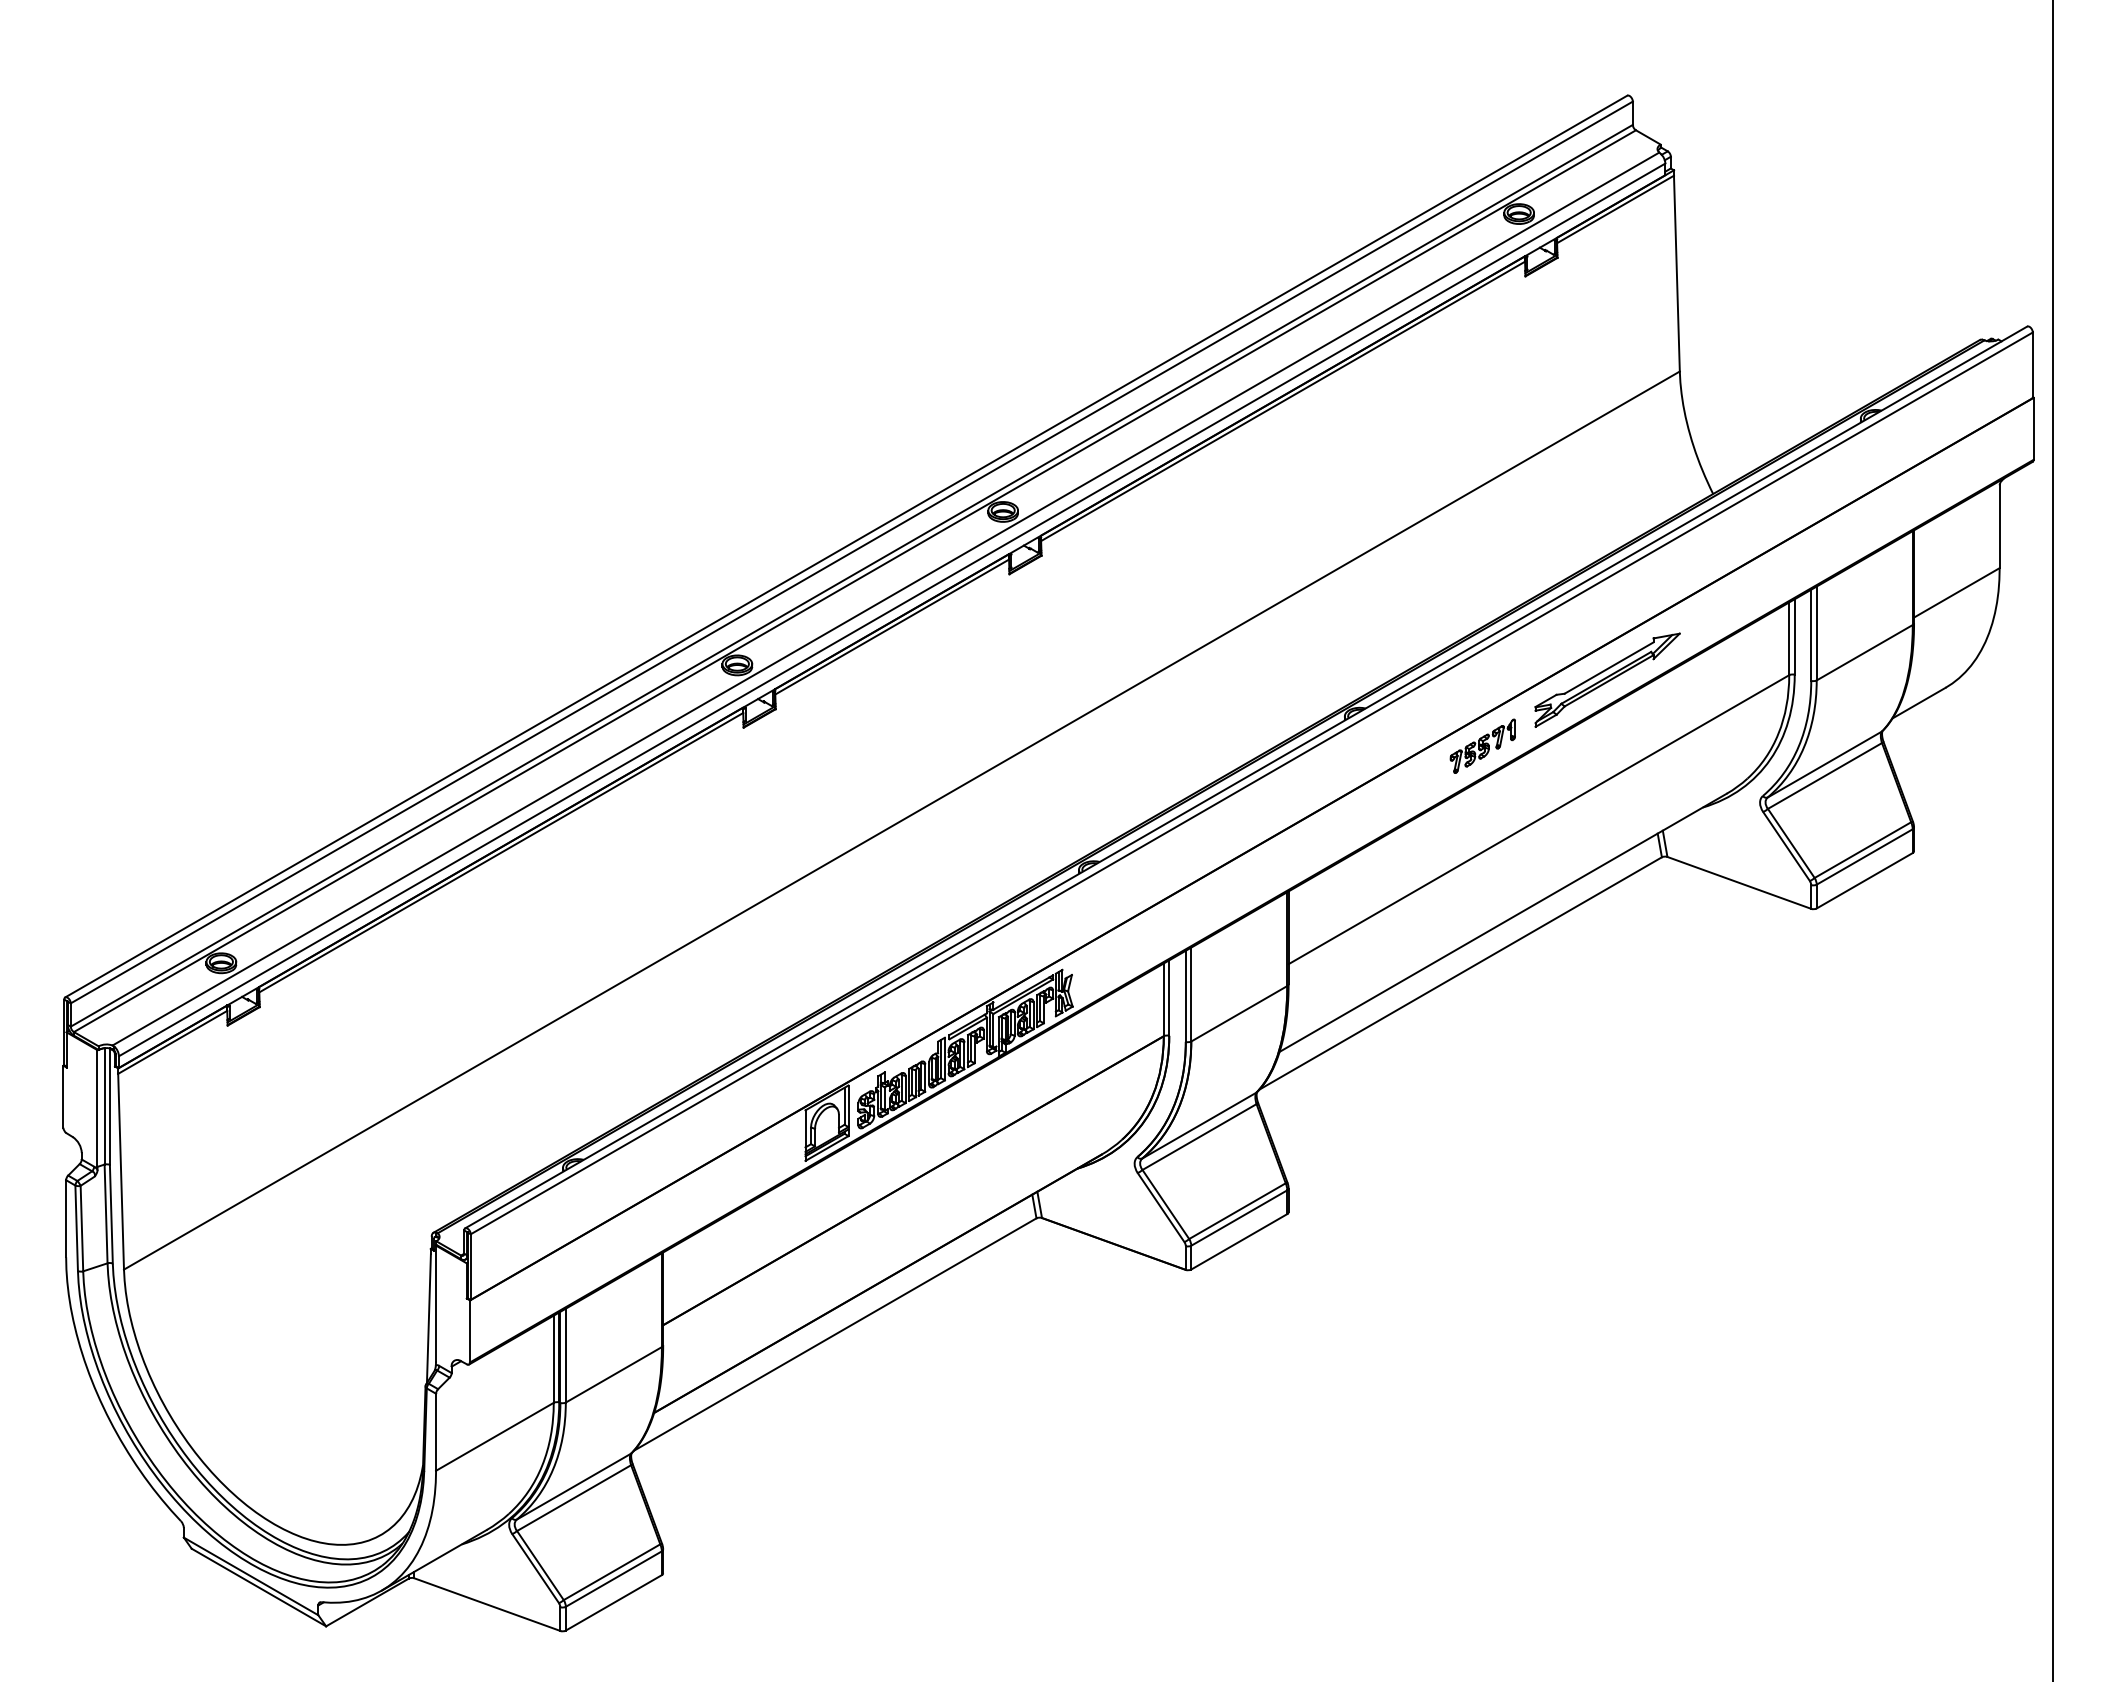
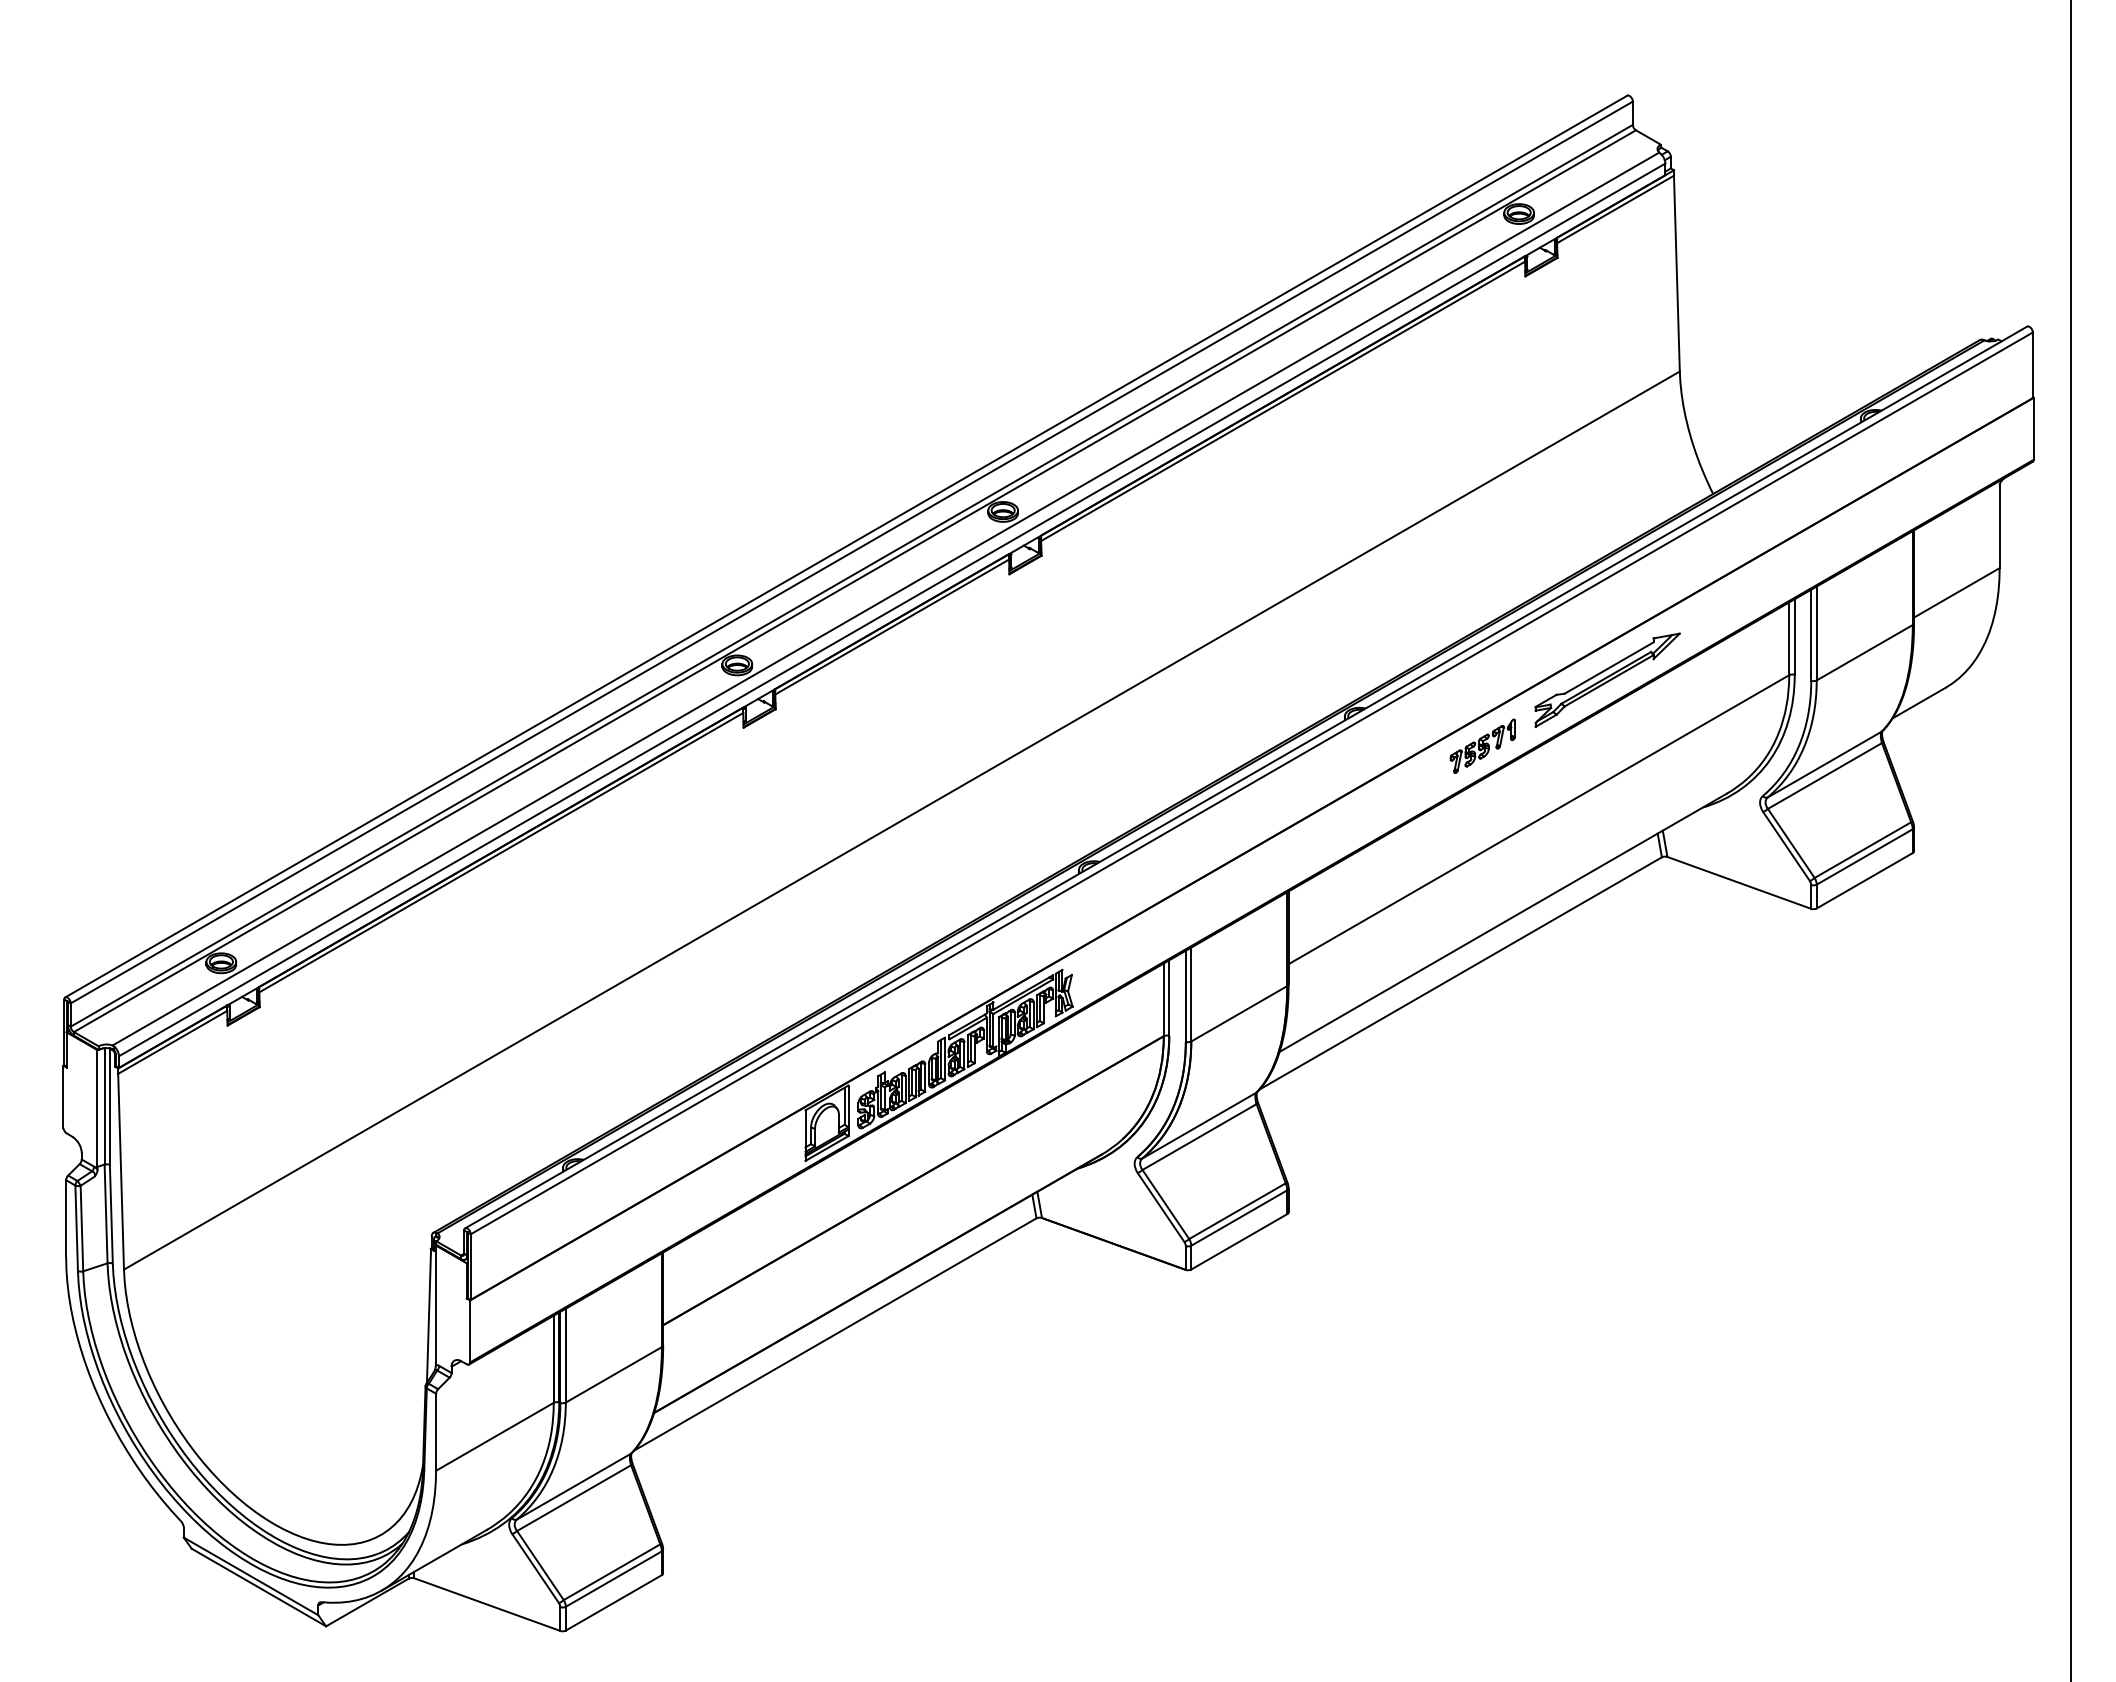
line position: (2052, 840) -> (2070, 840) (2070, 840)
